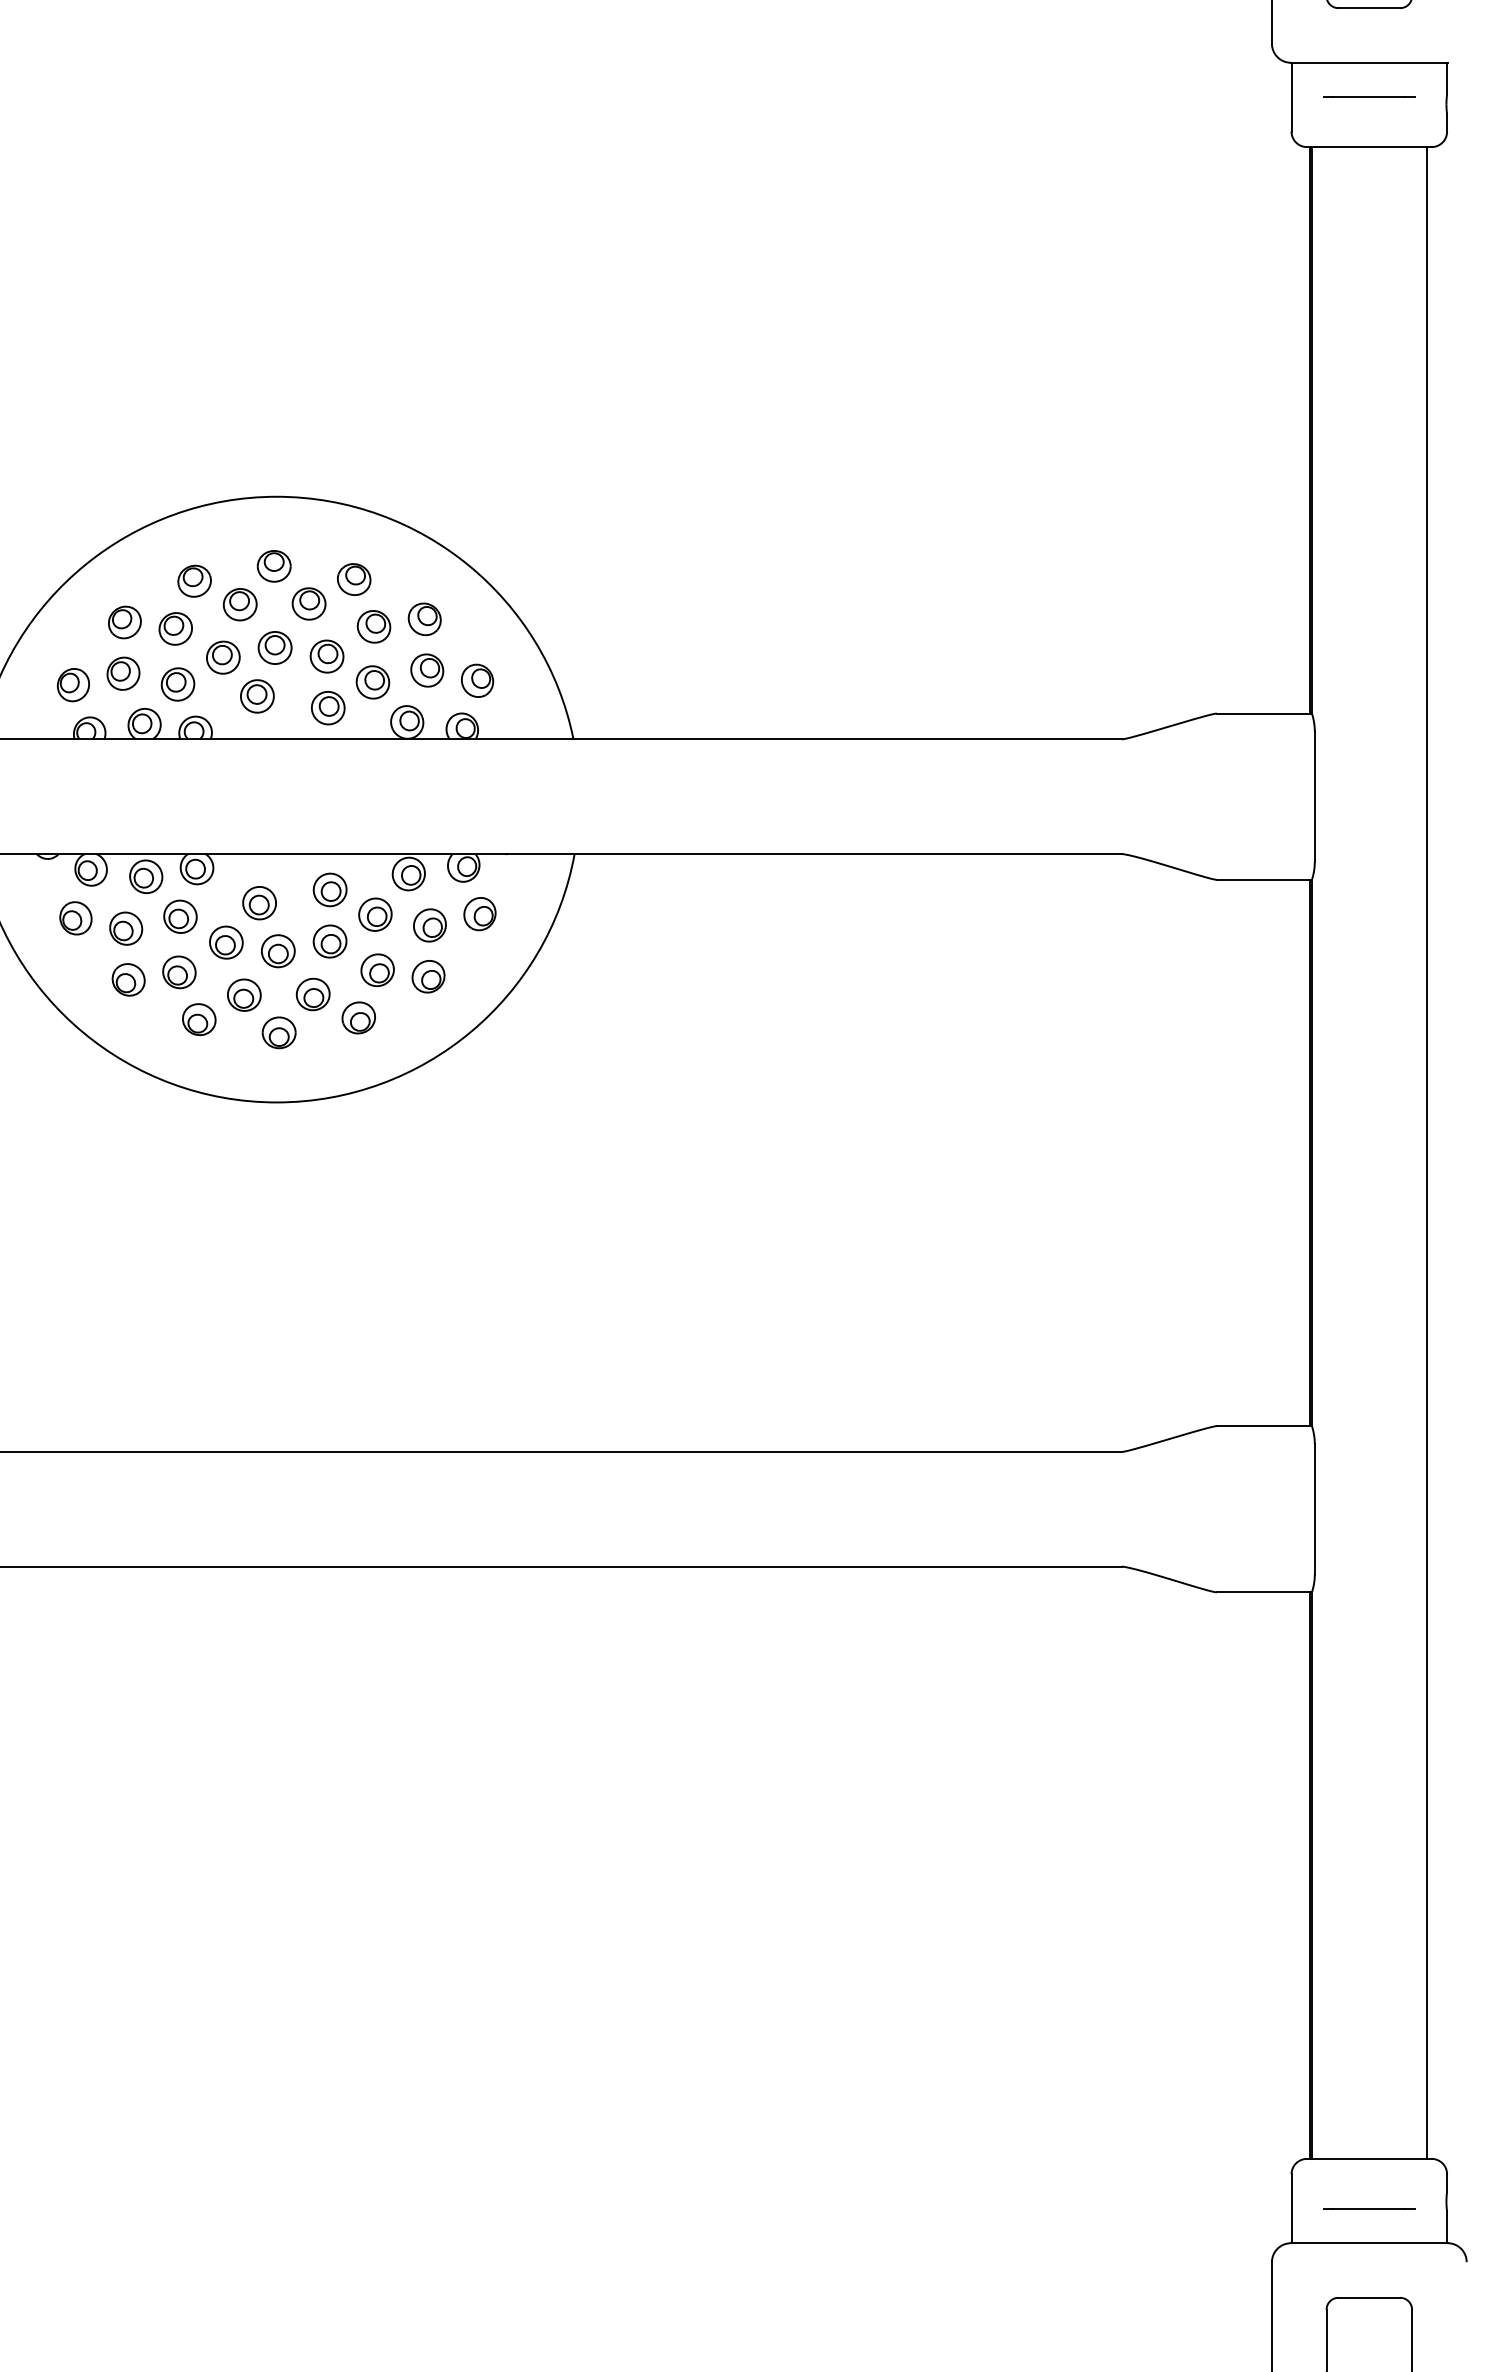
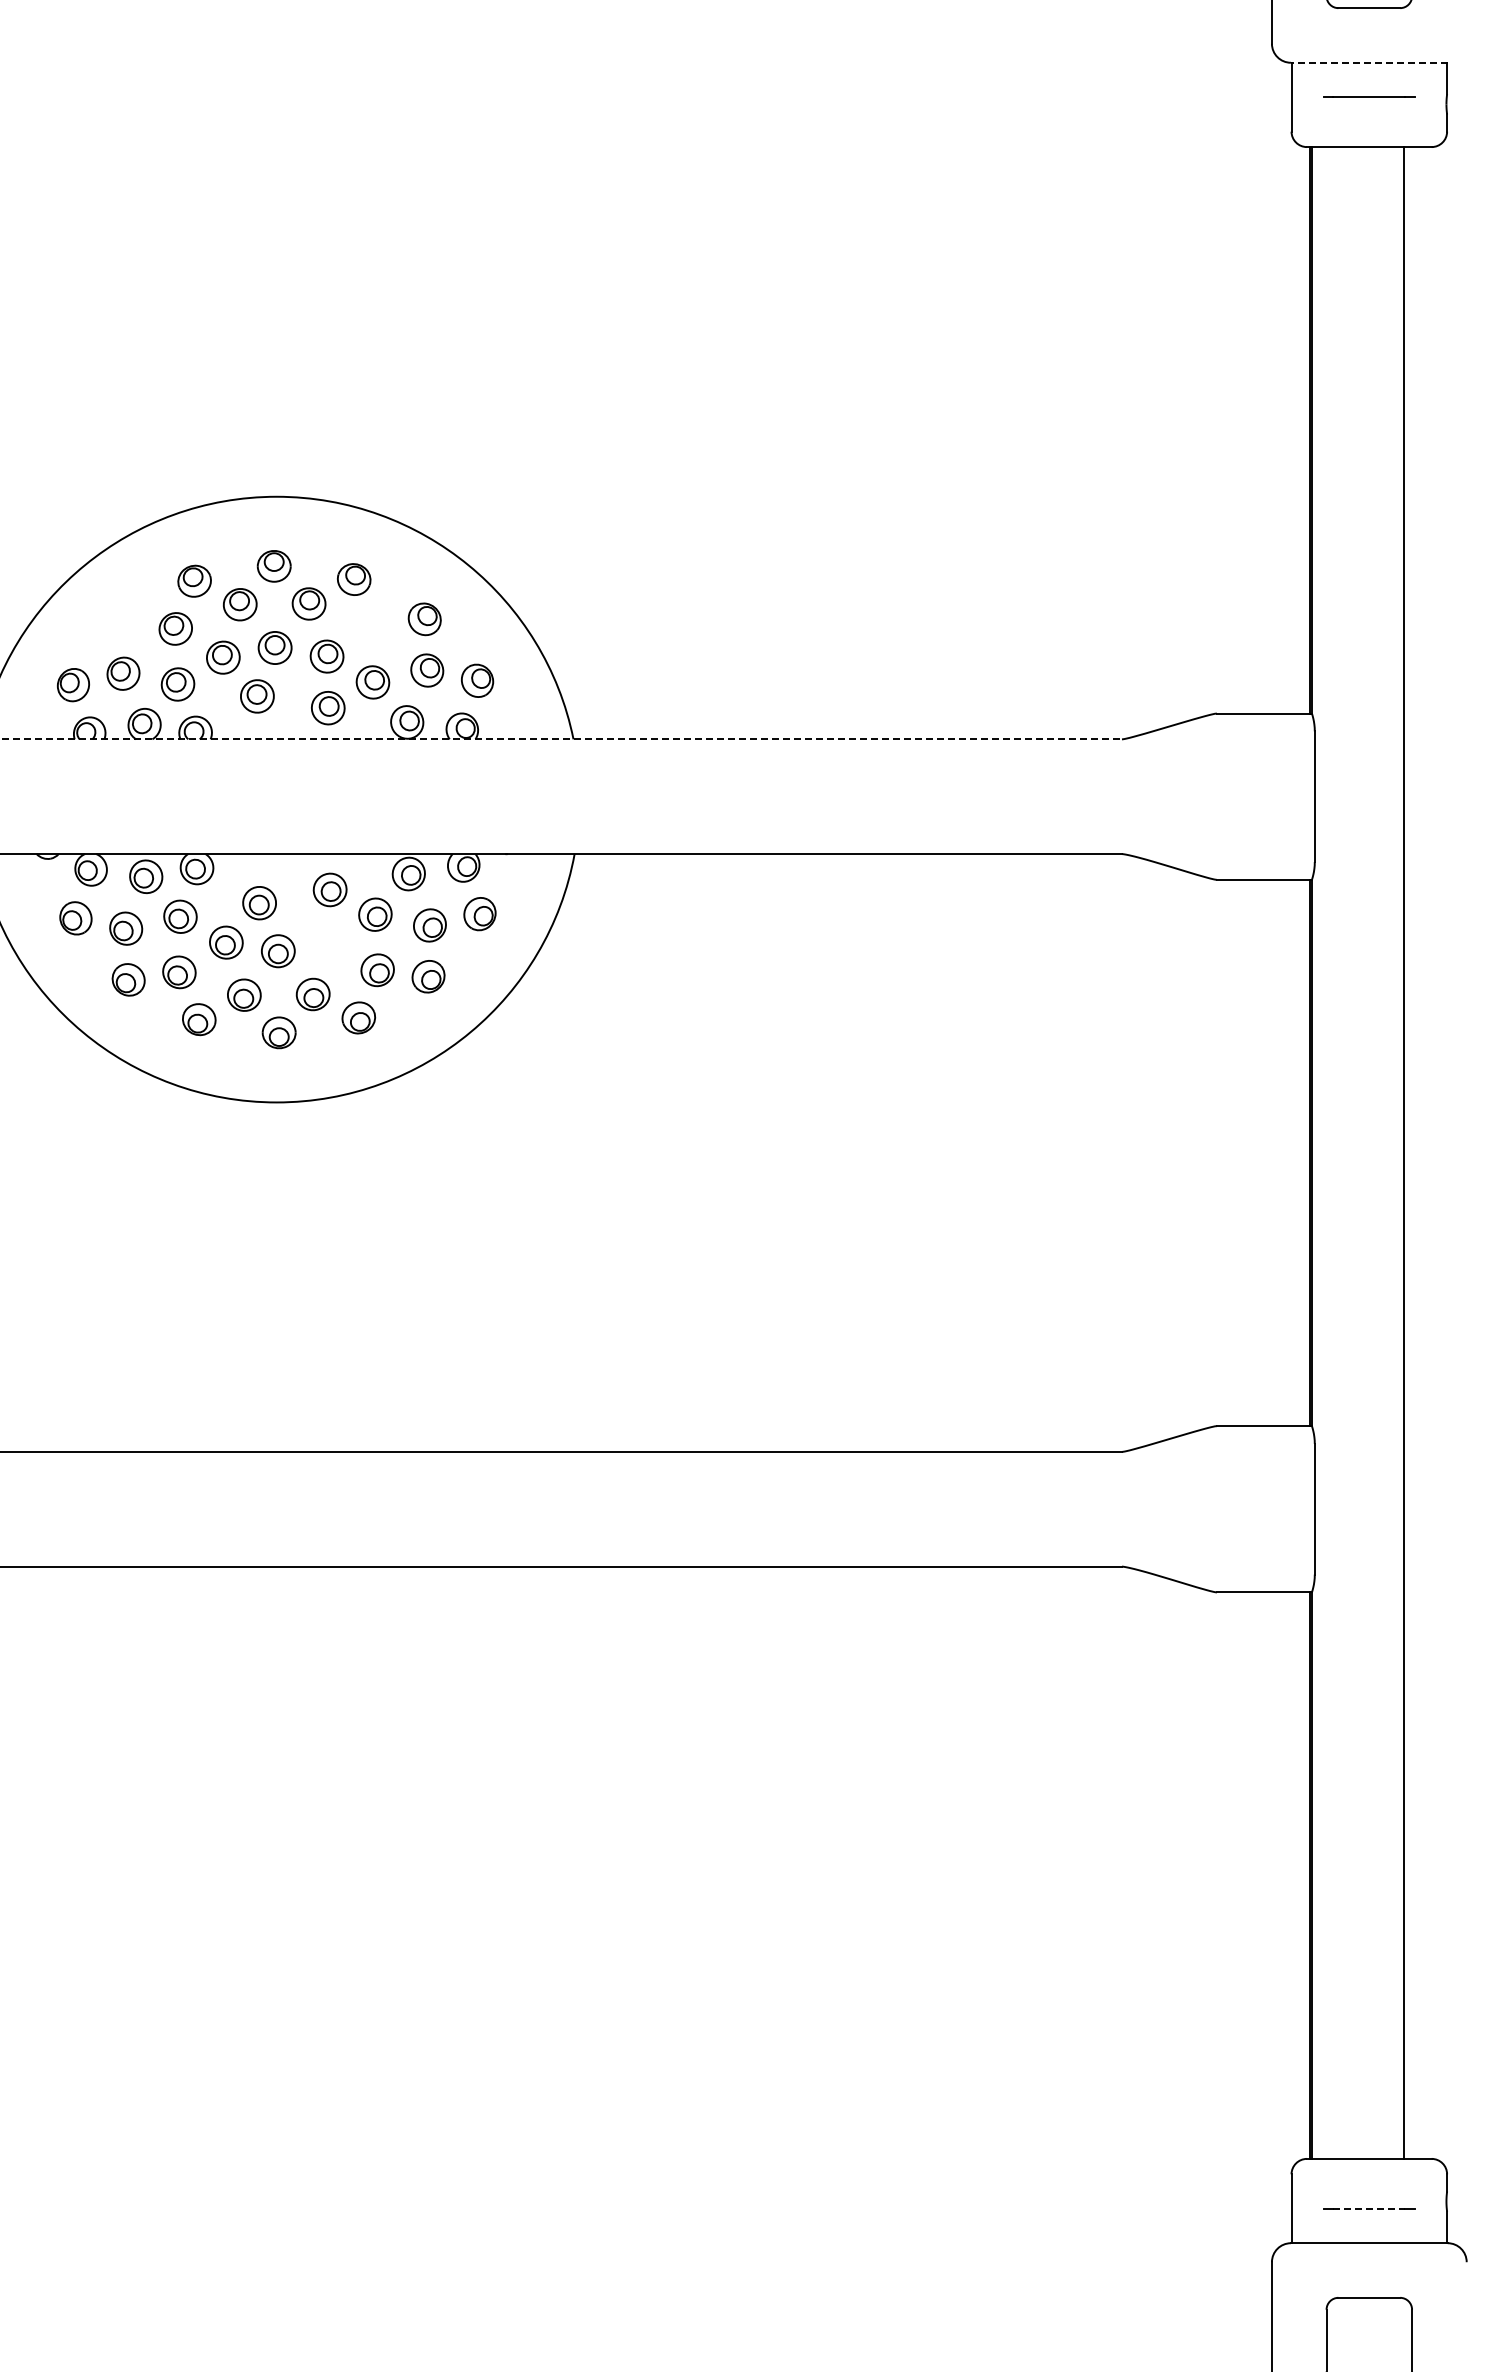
line: solid -> dashed (1368, 62)
part: present -> none (124, 622)
part: present -> none (373, 626)
line: solid -> dashed (561, 739)
part: present -> none (329, 941)
line position: (1426, 1152) -> (1403, 1152) (1403, 1152)
line: solid -> dashed (1369, 2208)
